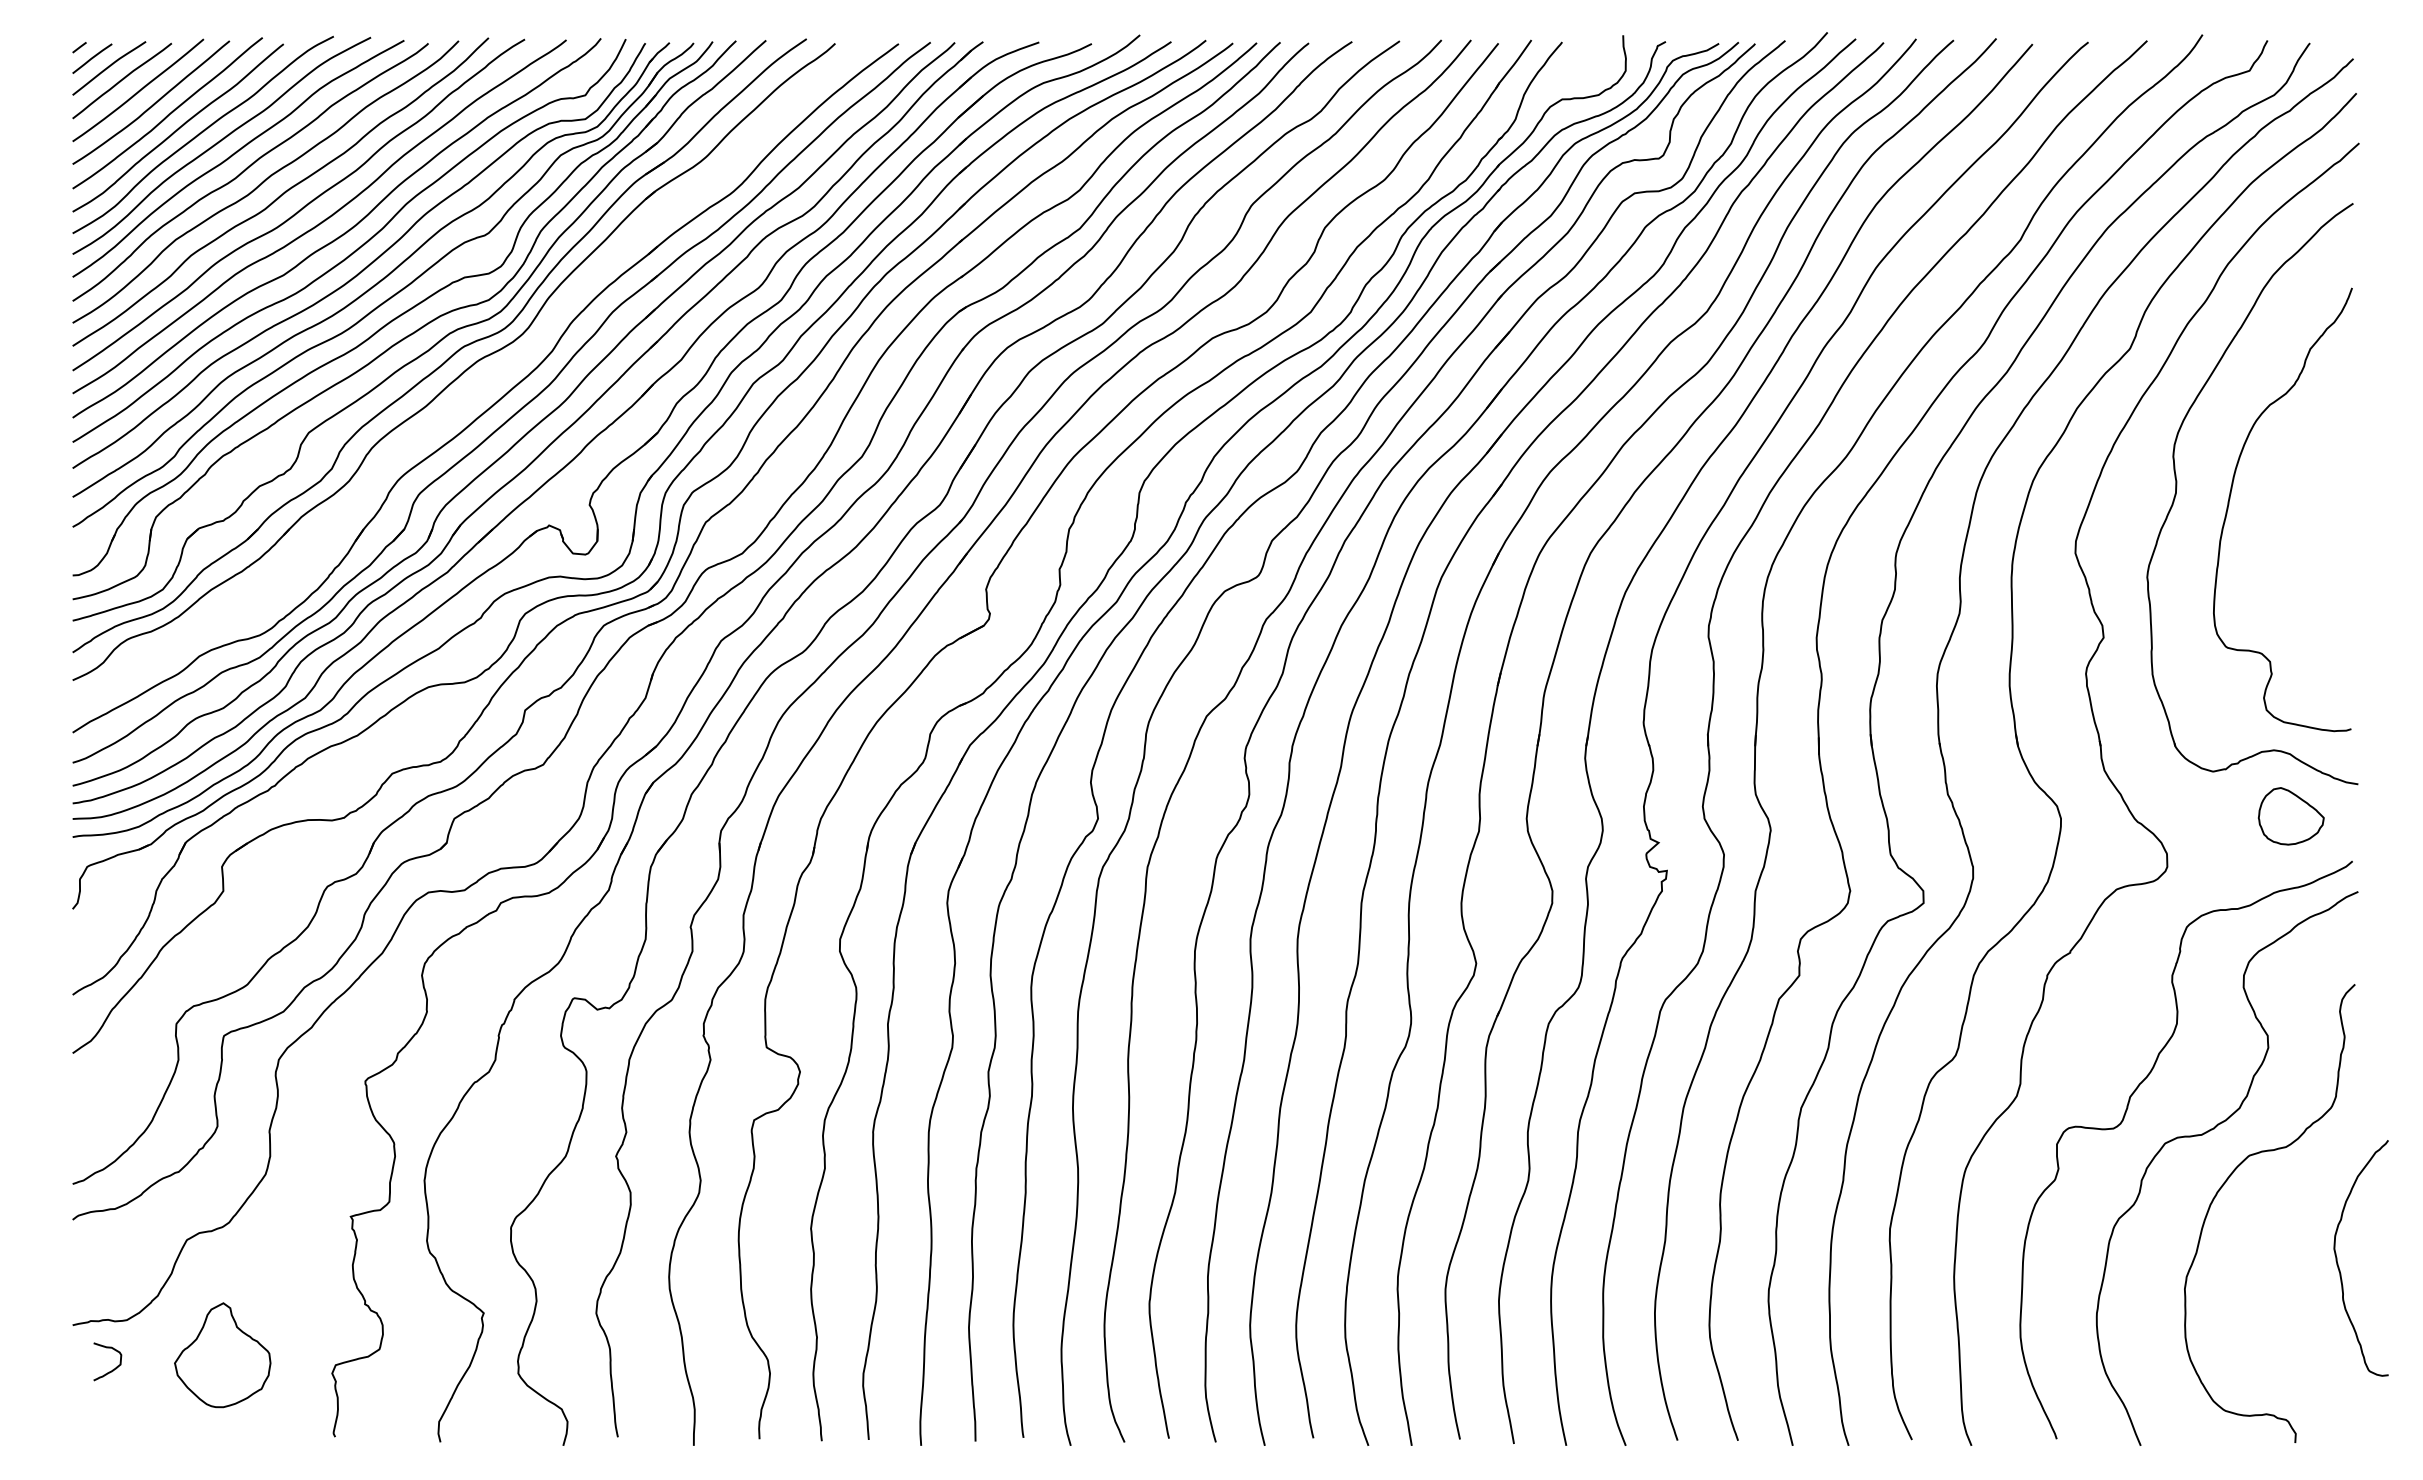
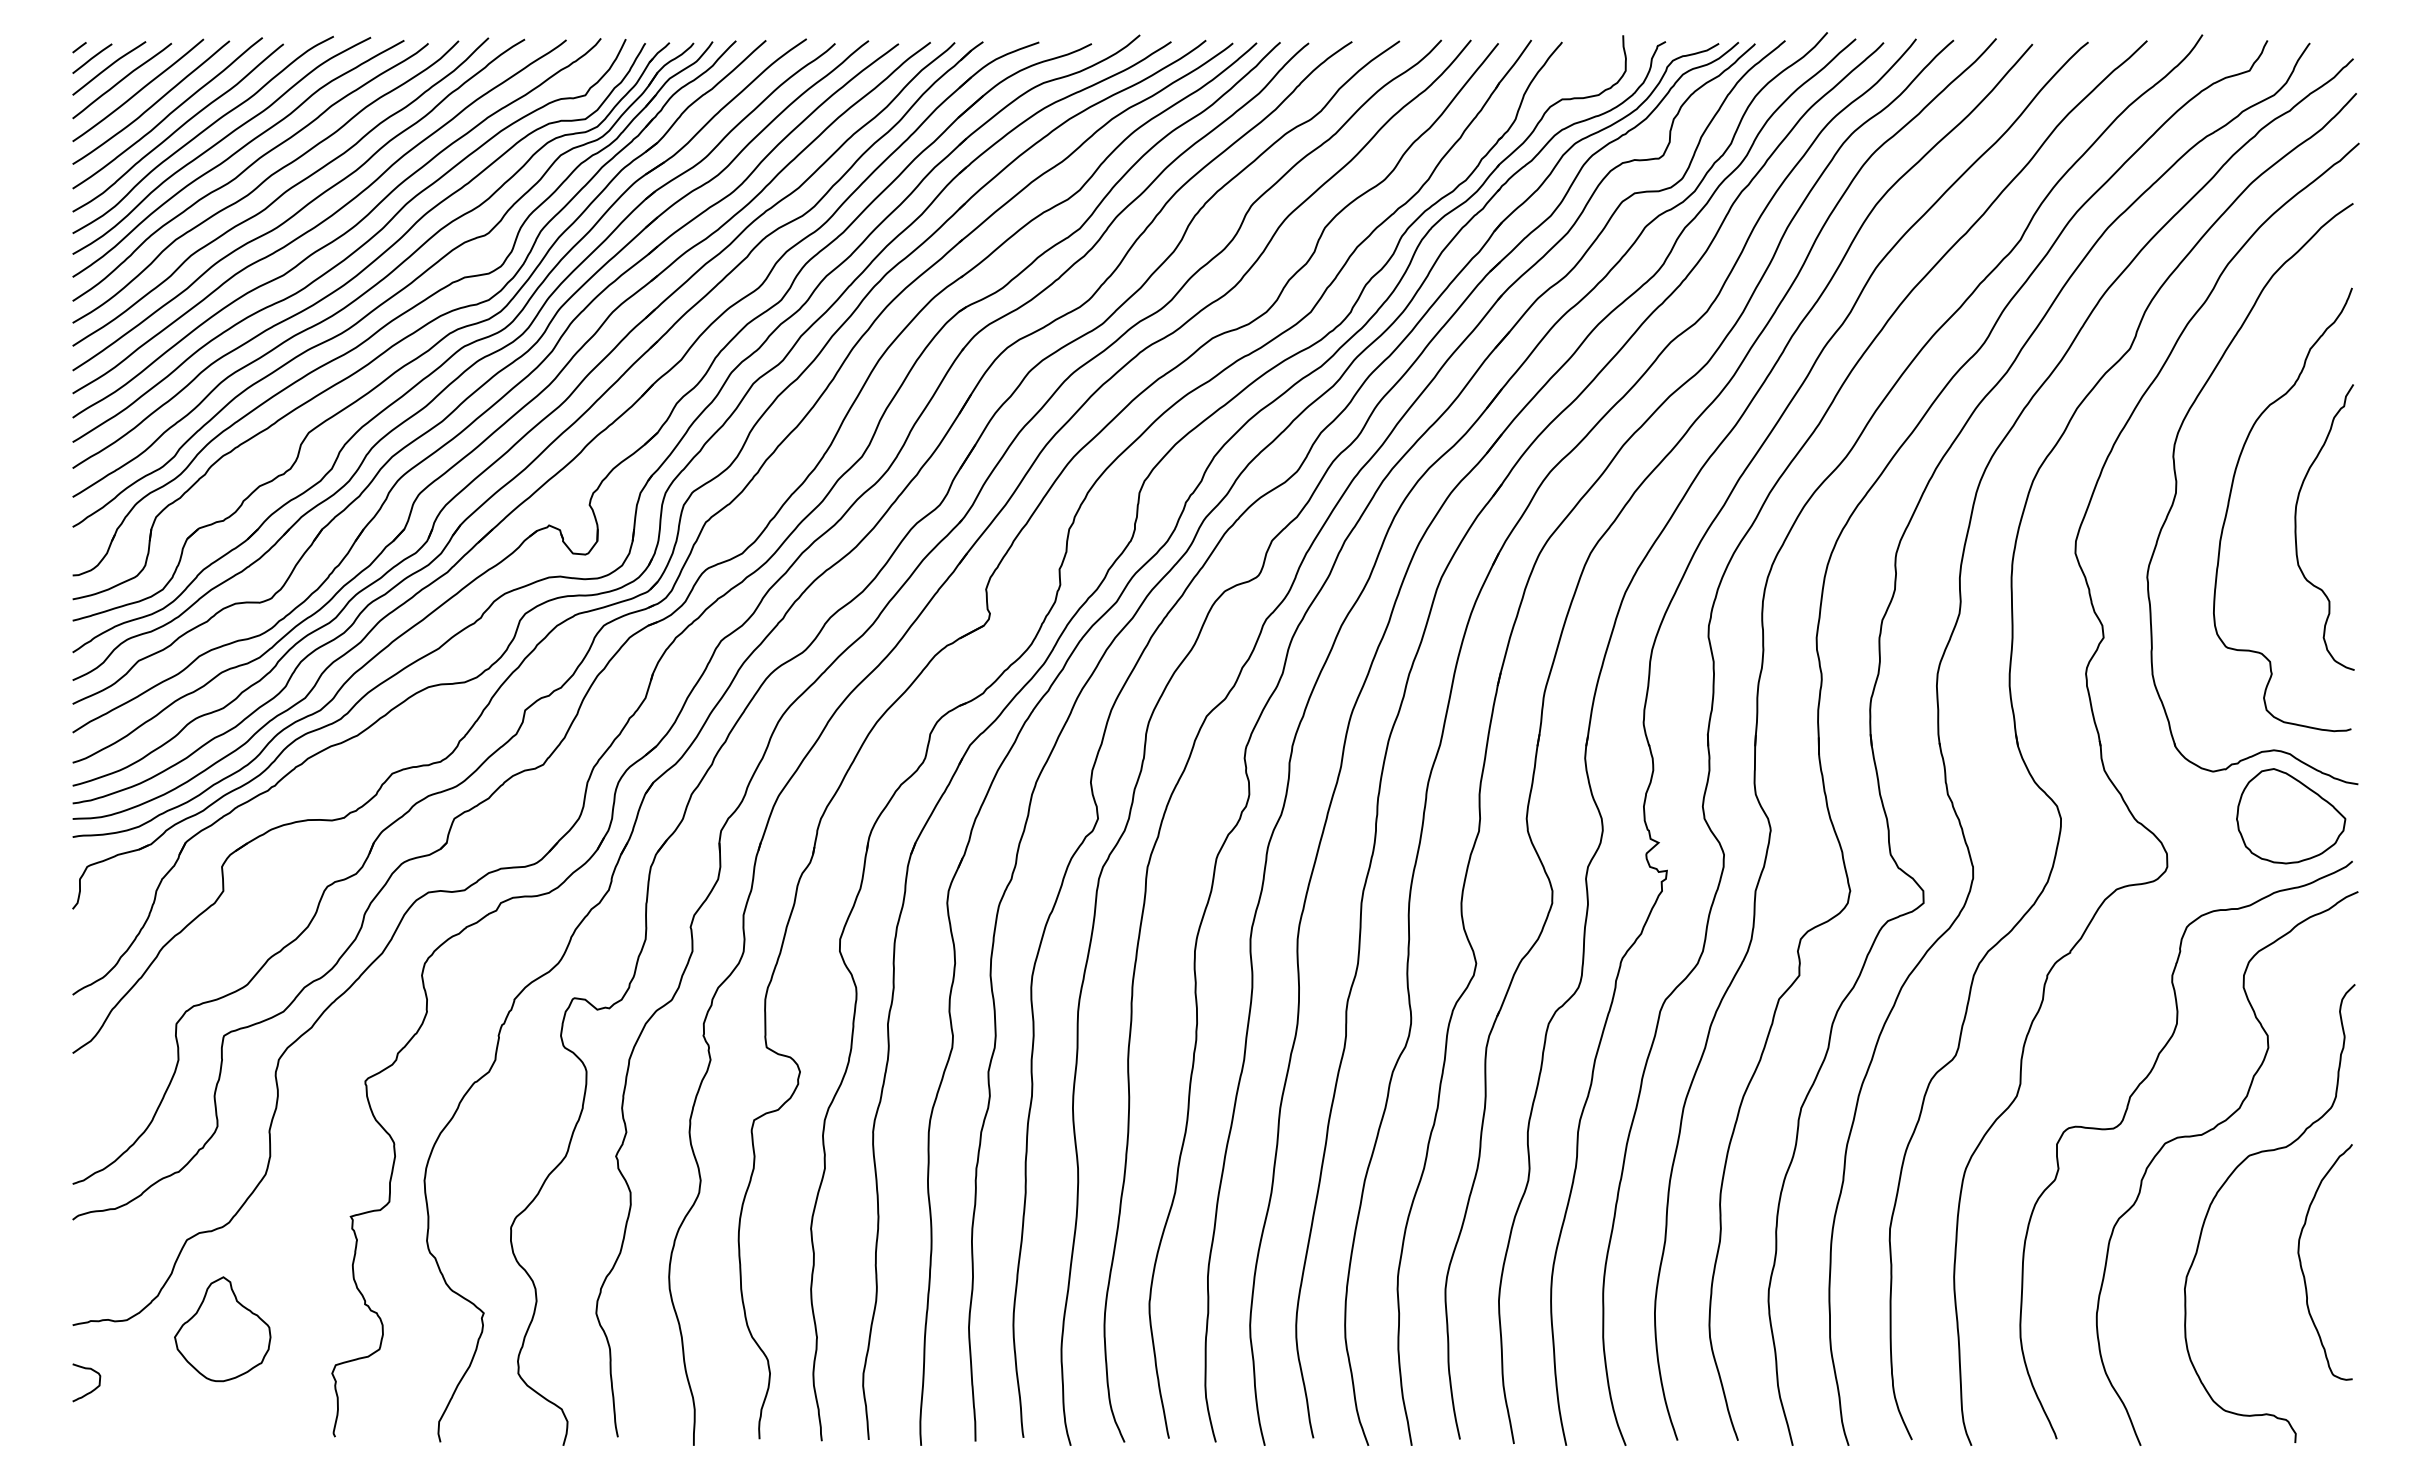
part: none -> present (479, 386)
curve: none -> present (2296, 527)
part size: 68x59 px -> 111x97 px (2291, 816)
curve position: (2339, 1266) -> (2303, 1270) (2303, 1270)
part position: (222, 1355) -> (222, 1329) (222, 1329)
curve position: (112, 1369) -> (91, 1390) (91, 1390)
